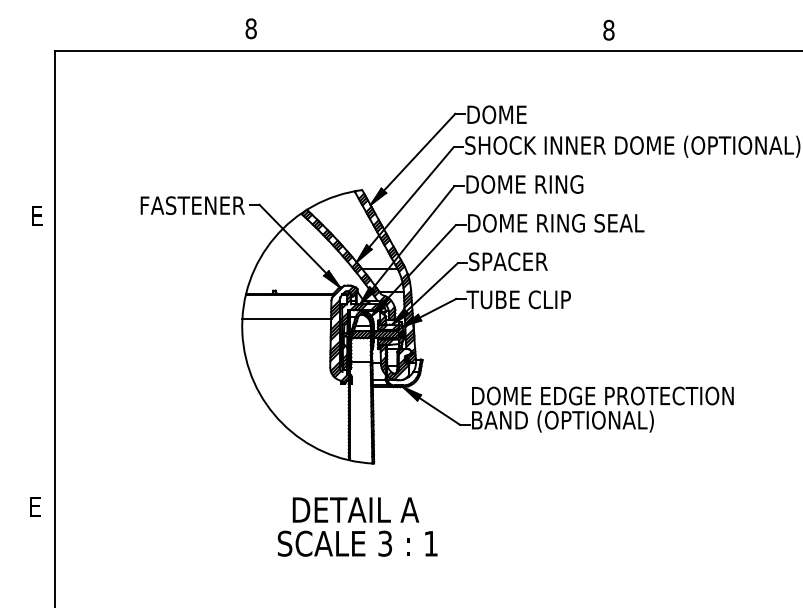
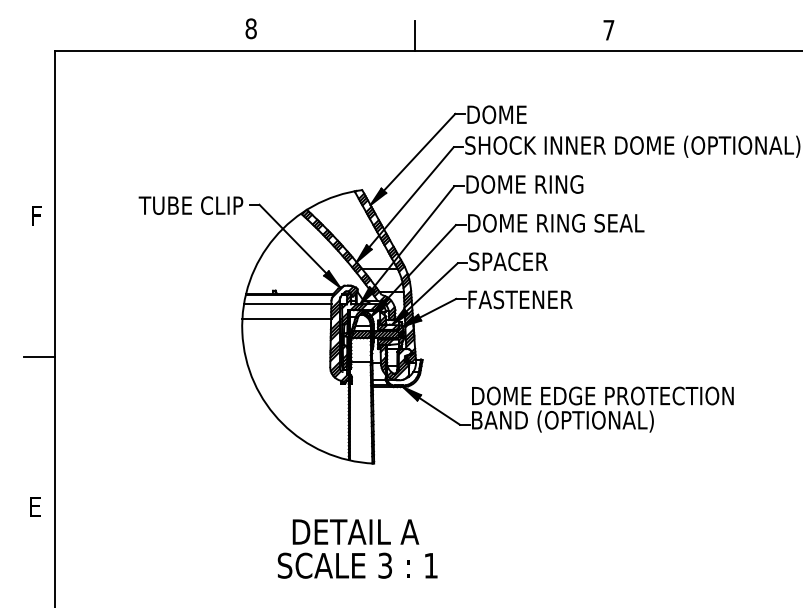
text: 8 -> 7 (608, 29)
line: none -> present (414, 35)
text: FASTENER -> TUBE CLIP (191, 205)
text: E -> F (38, 219)
text: TUBE CLIP -> FASTENER (519, 299)
line: none -> present (287, 304)
line: none -> present (39, 357)
text position: (357, 526) -> (357, 548) (357, 548)
